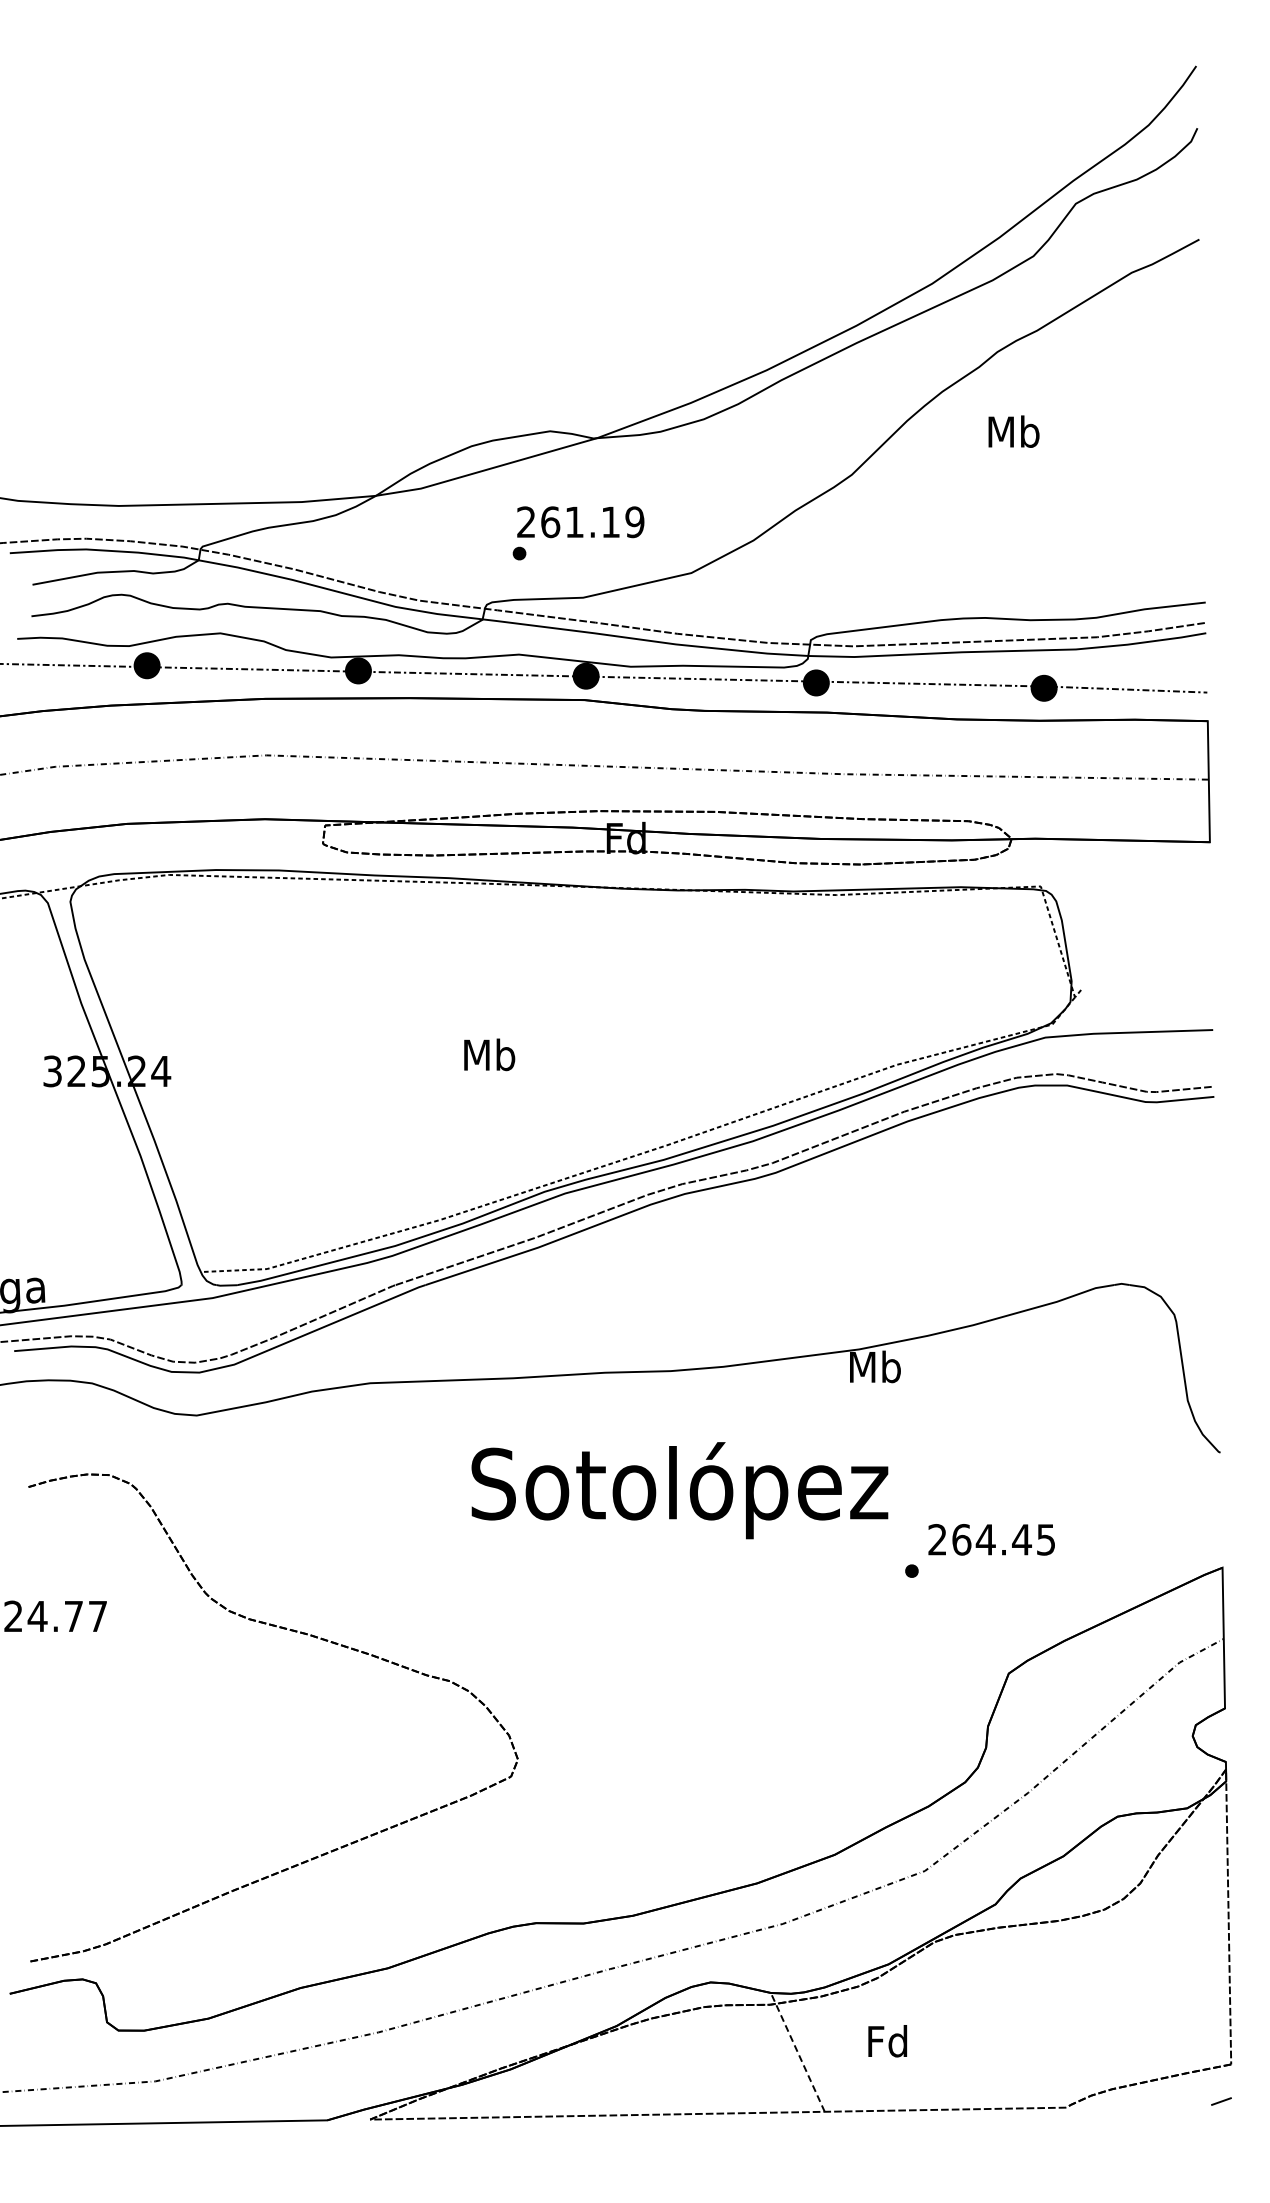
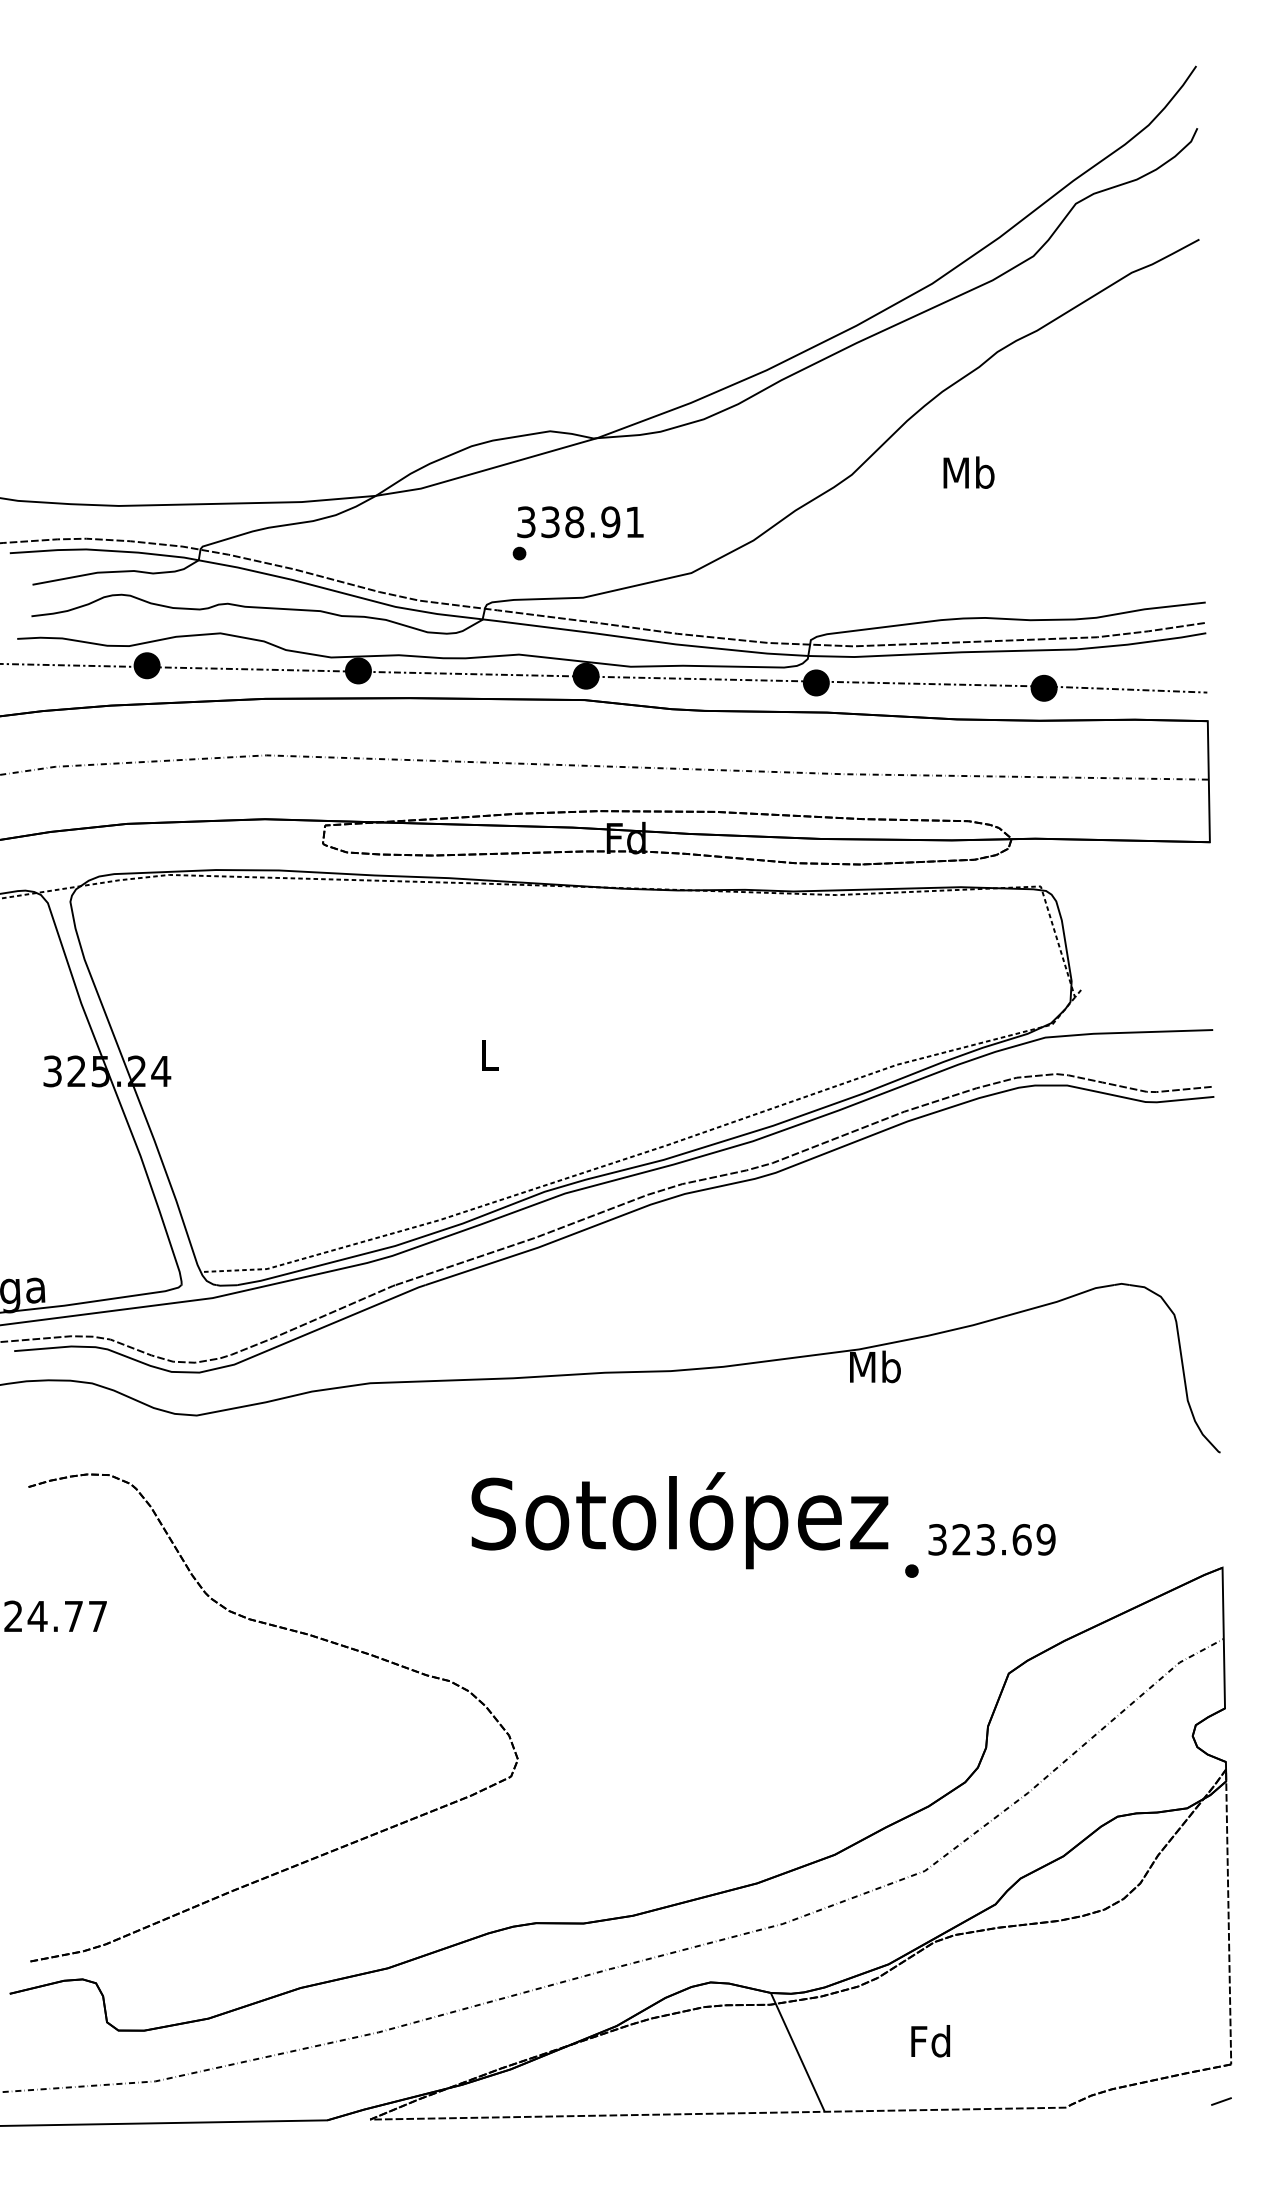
text position: (1013, 431) -> (968, 472) (968, 472)
text: 261.19 -> 338.91 (580, 522)
text: Mb -> L (489, 1054)
text position: (679, 1490) -> (679, 1520) (679, 1520)
text: 264.45 -> 323.69 (991, 1539)
text position: (887, 2041) -> (930, 2041) (930, 2041)
line: dashed -> solid (797, 2051)
